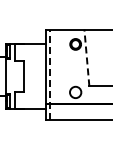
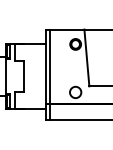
line: dashed -> solid (86, 57)
line: dashed -> solid (50, 74)
